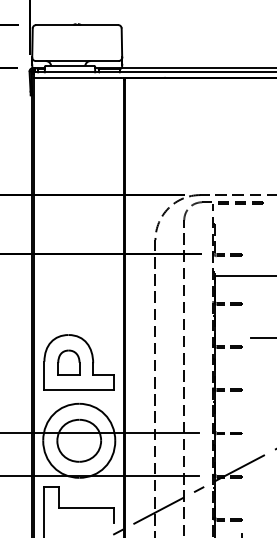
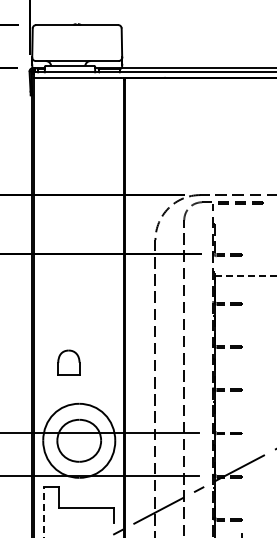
line: solid -> dashed (245, 276)
line: present -> none (261, 338)
part: present -> none (78, 362)
line: solid -> dashed (44, 511)
